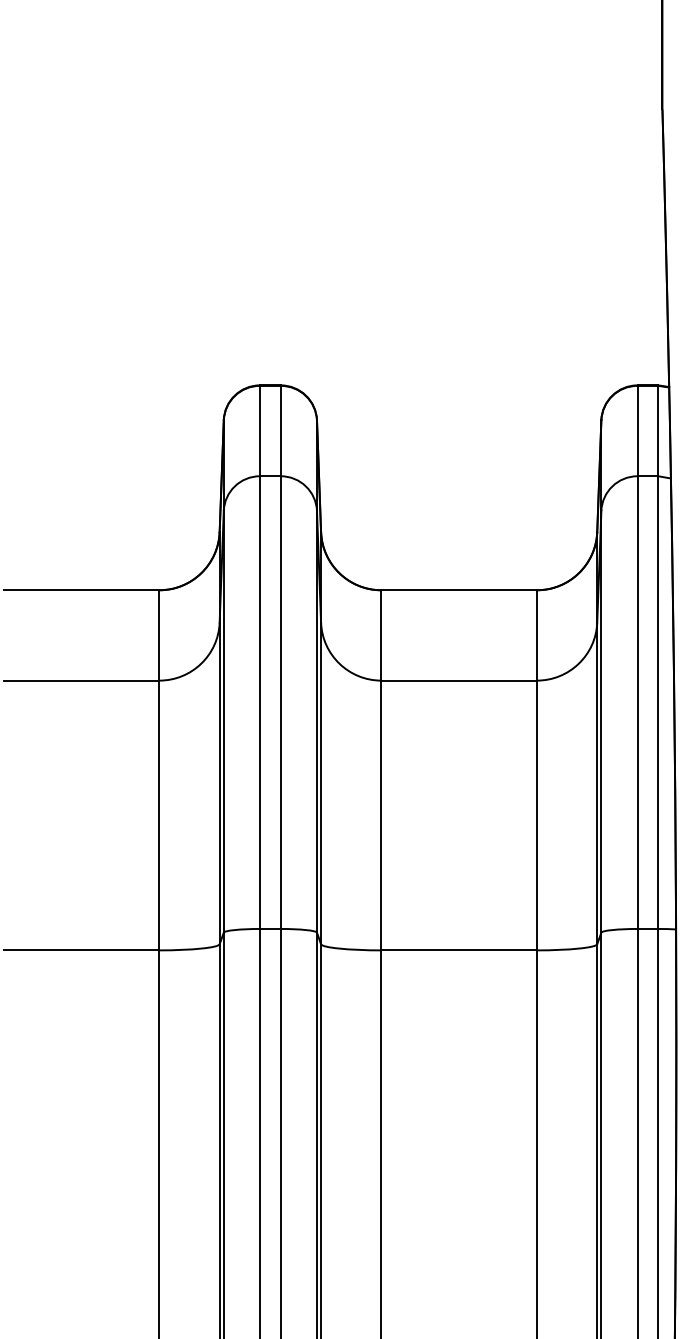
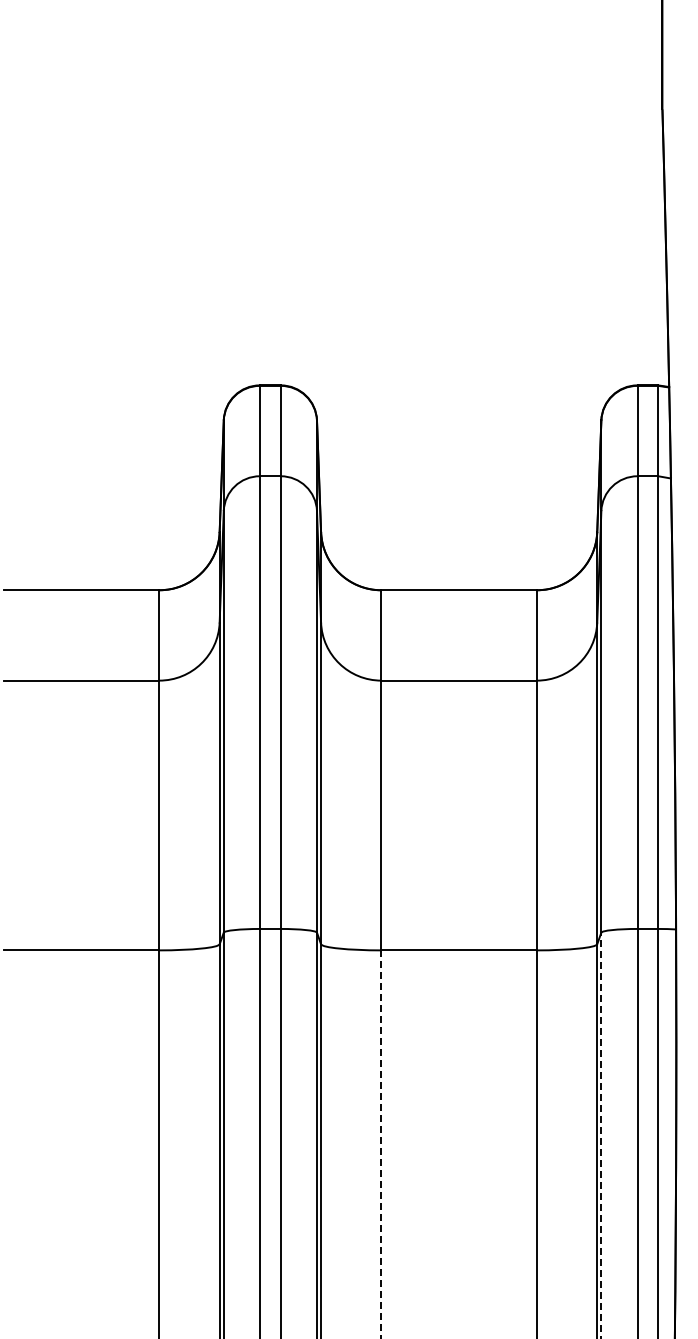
line: solid -> dashed (601, 1135)
line: solid -> dashed (381, 1144)
